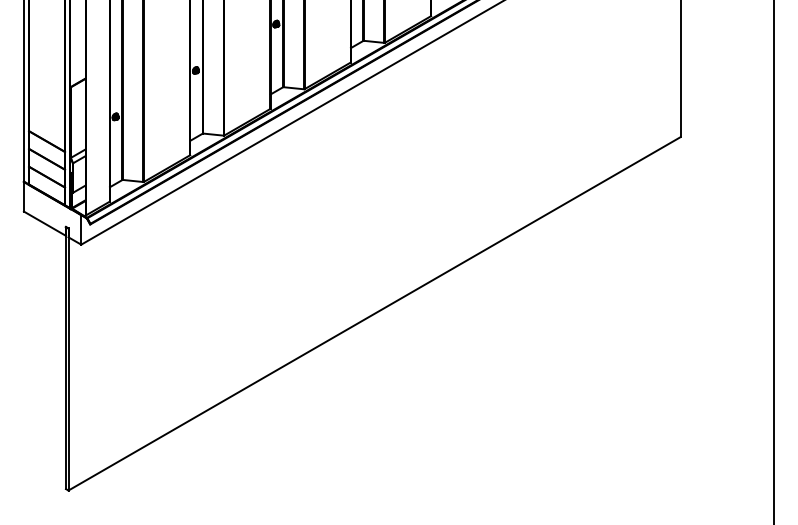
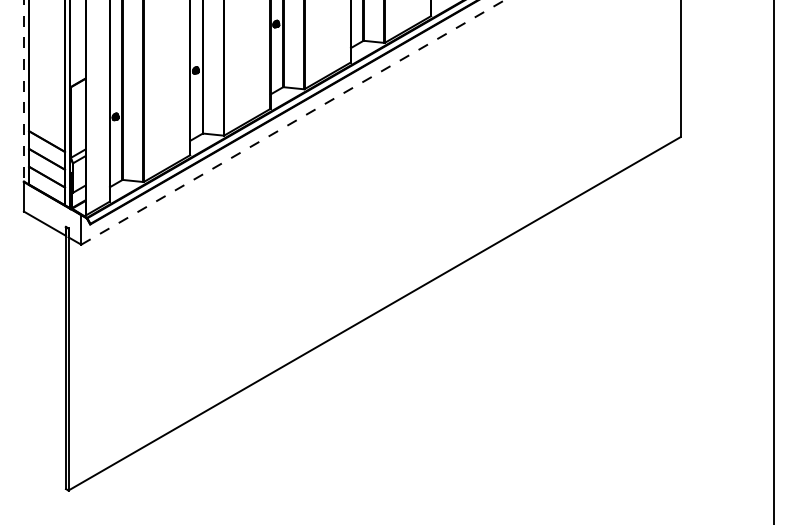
line: solid -> dashed (23, 91)
line: solid -> dashed (293, 122)
